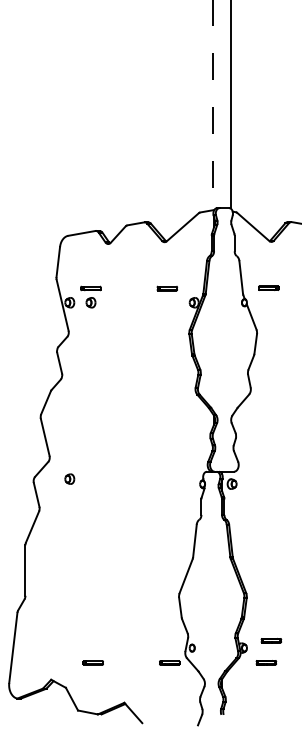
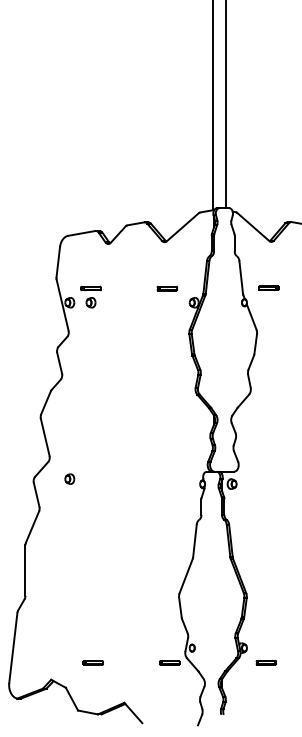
line: dashed -> solid (212, 105)
line position: (231, 105) -> (226, 105) (226, 105)
part: present -> none (271, 640)
